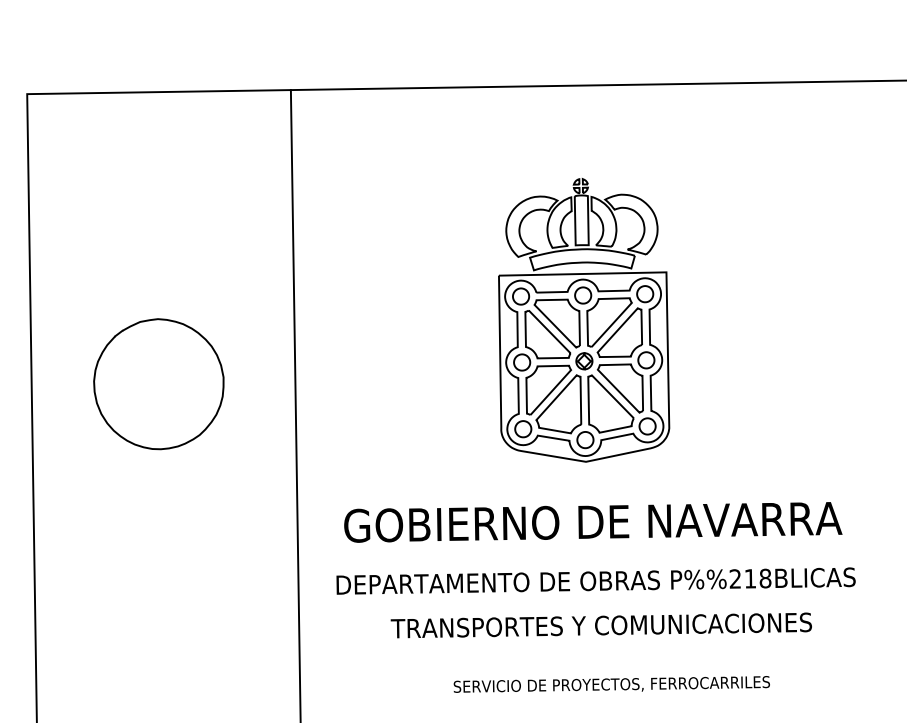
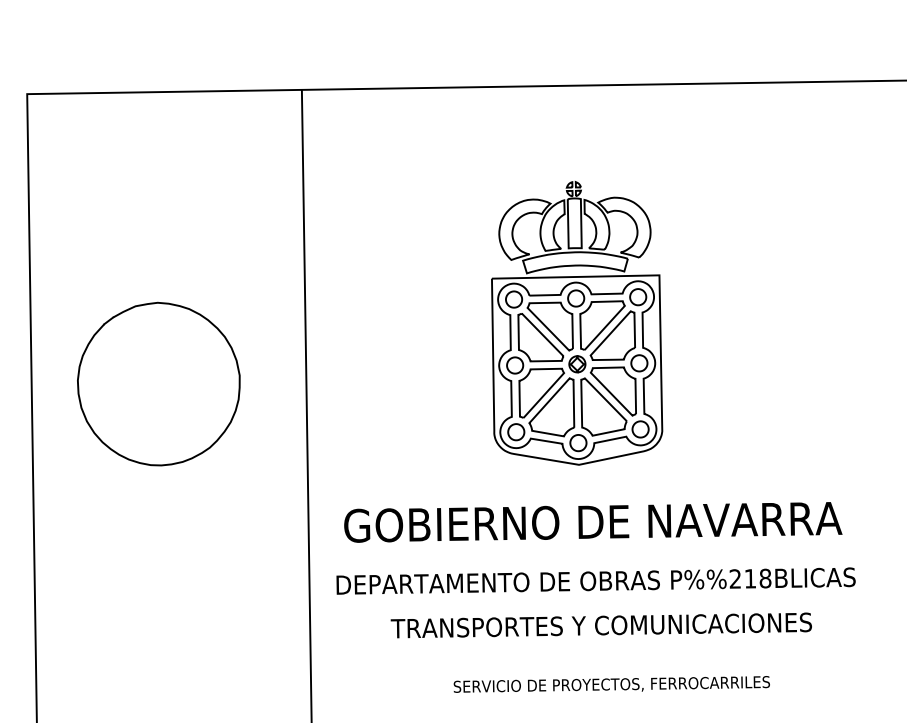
part position: (584, 320) -> (577, 323) (577, 323)
part size: 132x133 px -> 164x166 px (158, 383)
line position: (295, 404) -> (306, 404) (306, 404)
